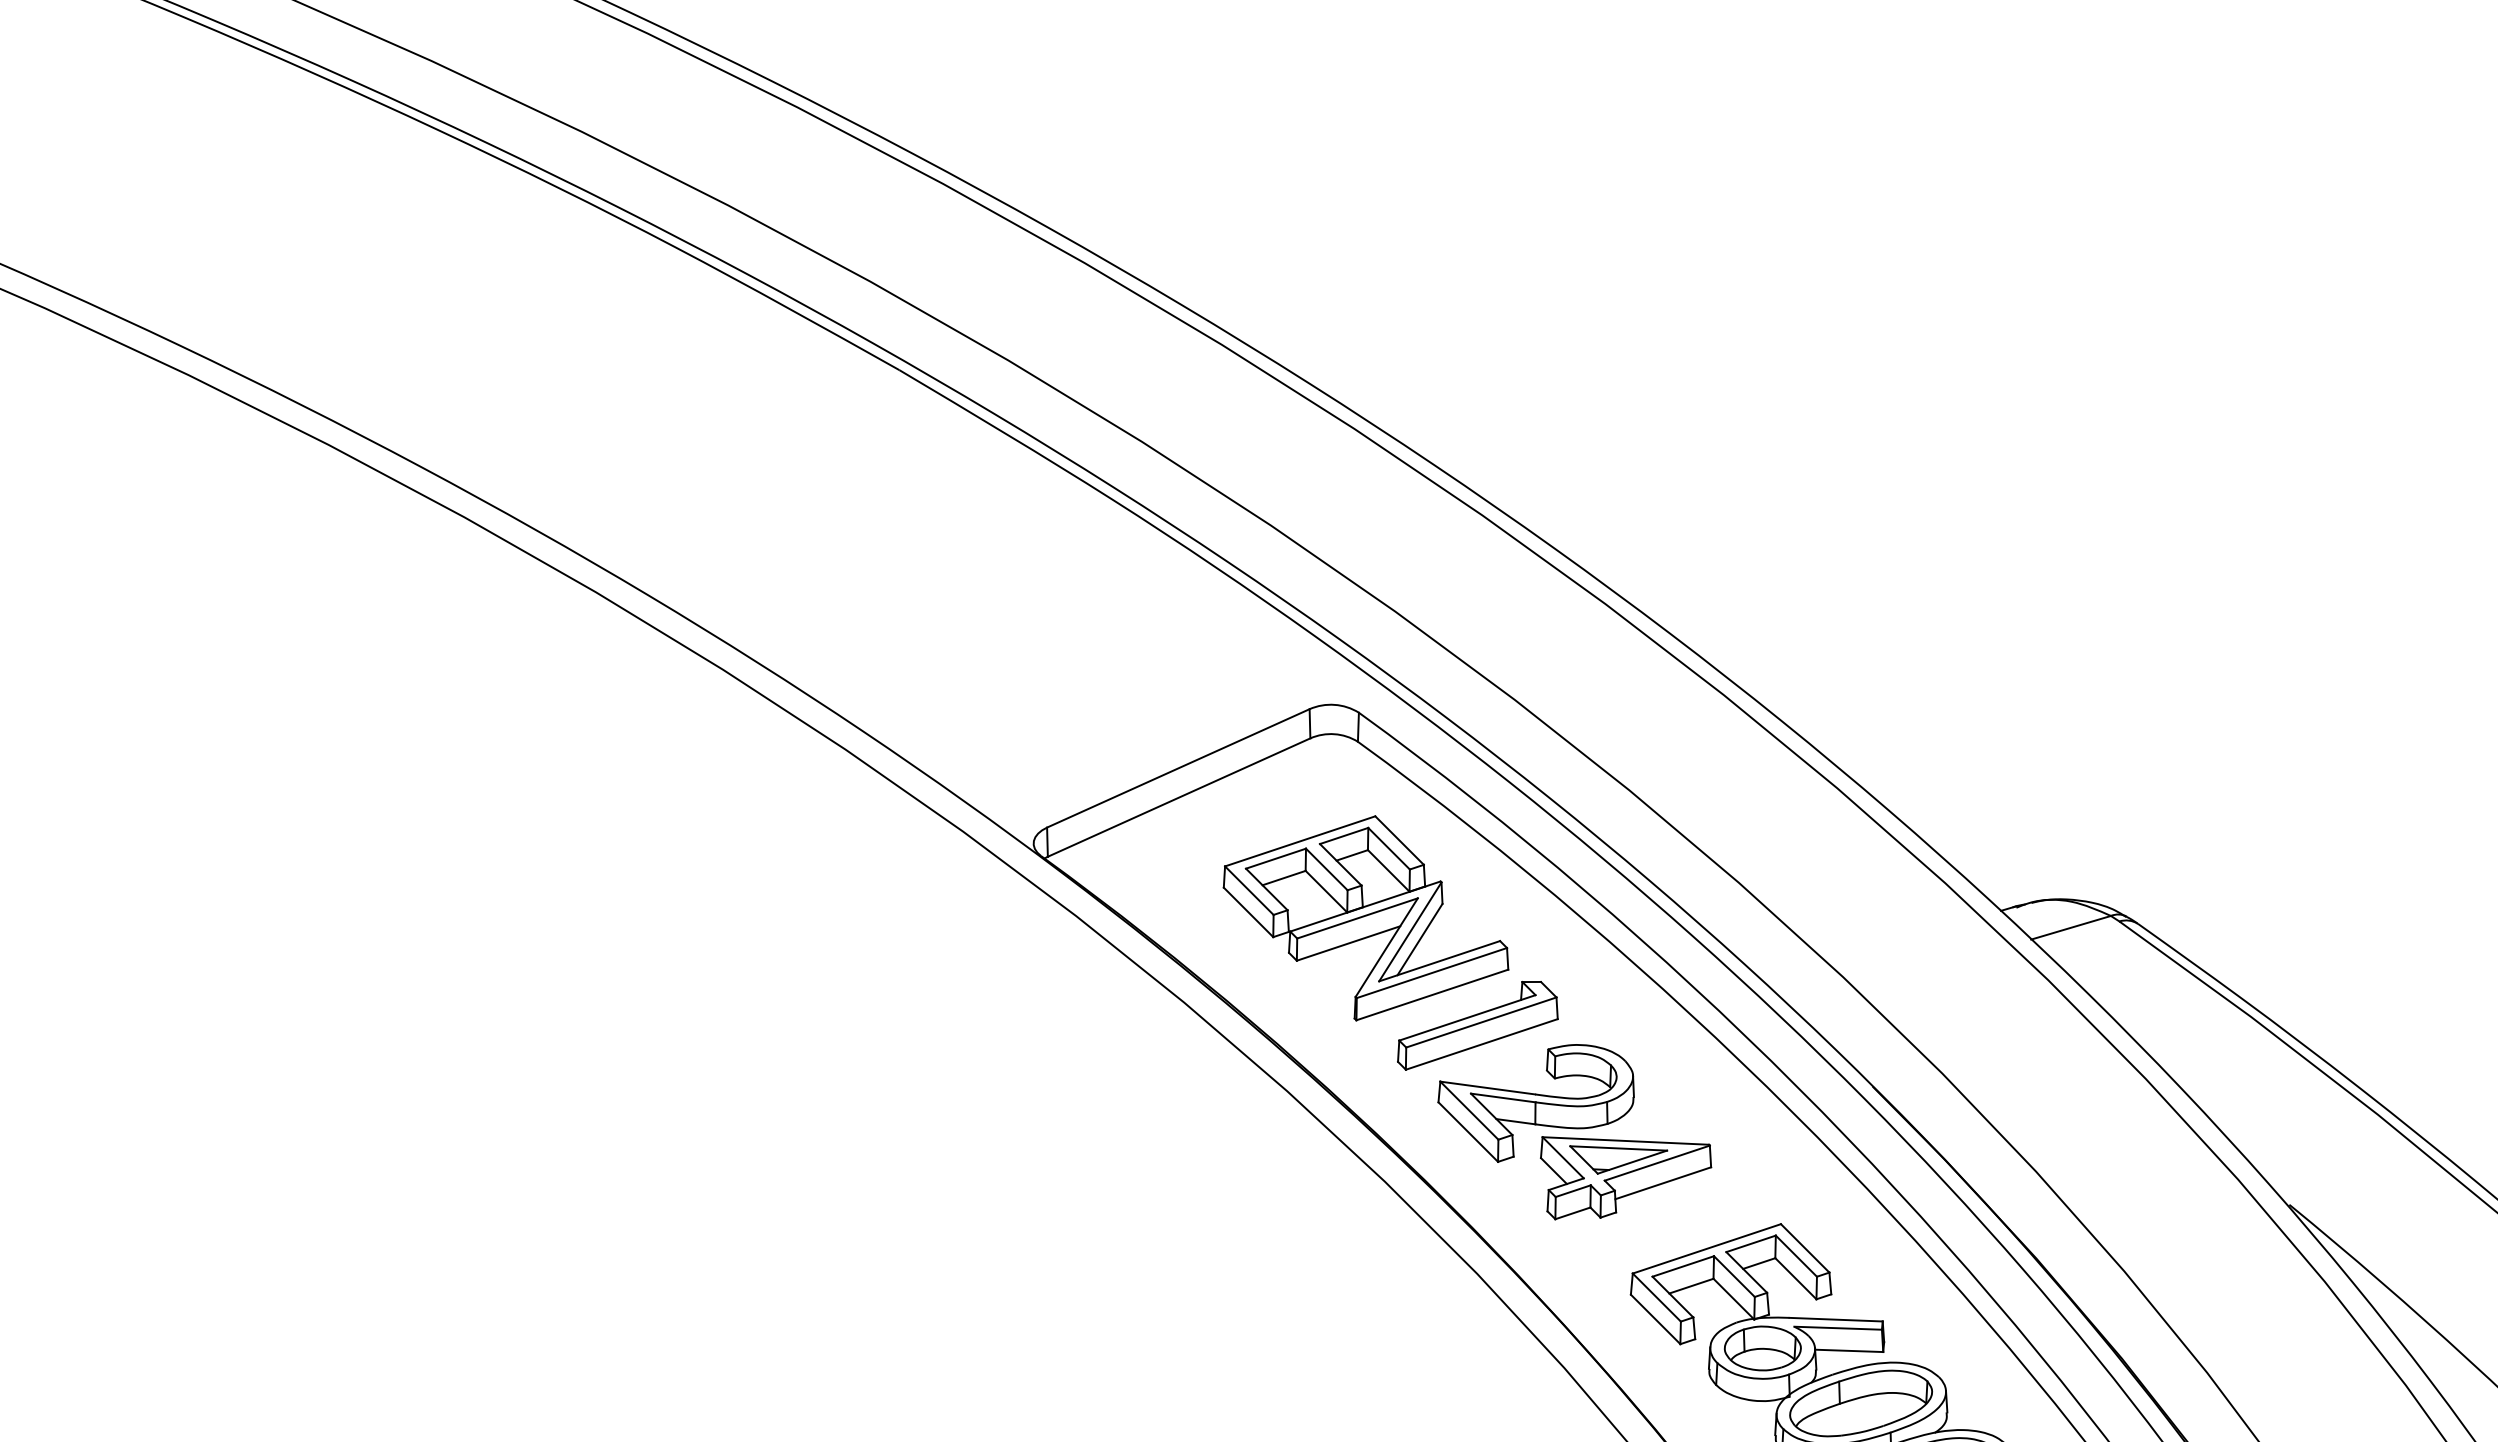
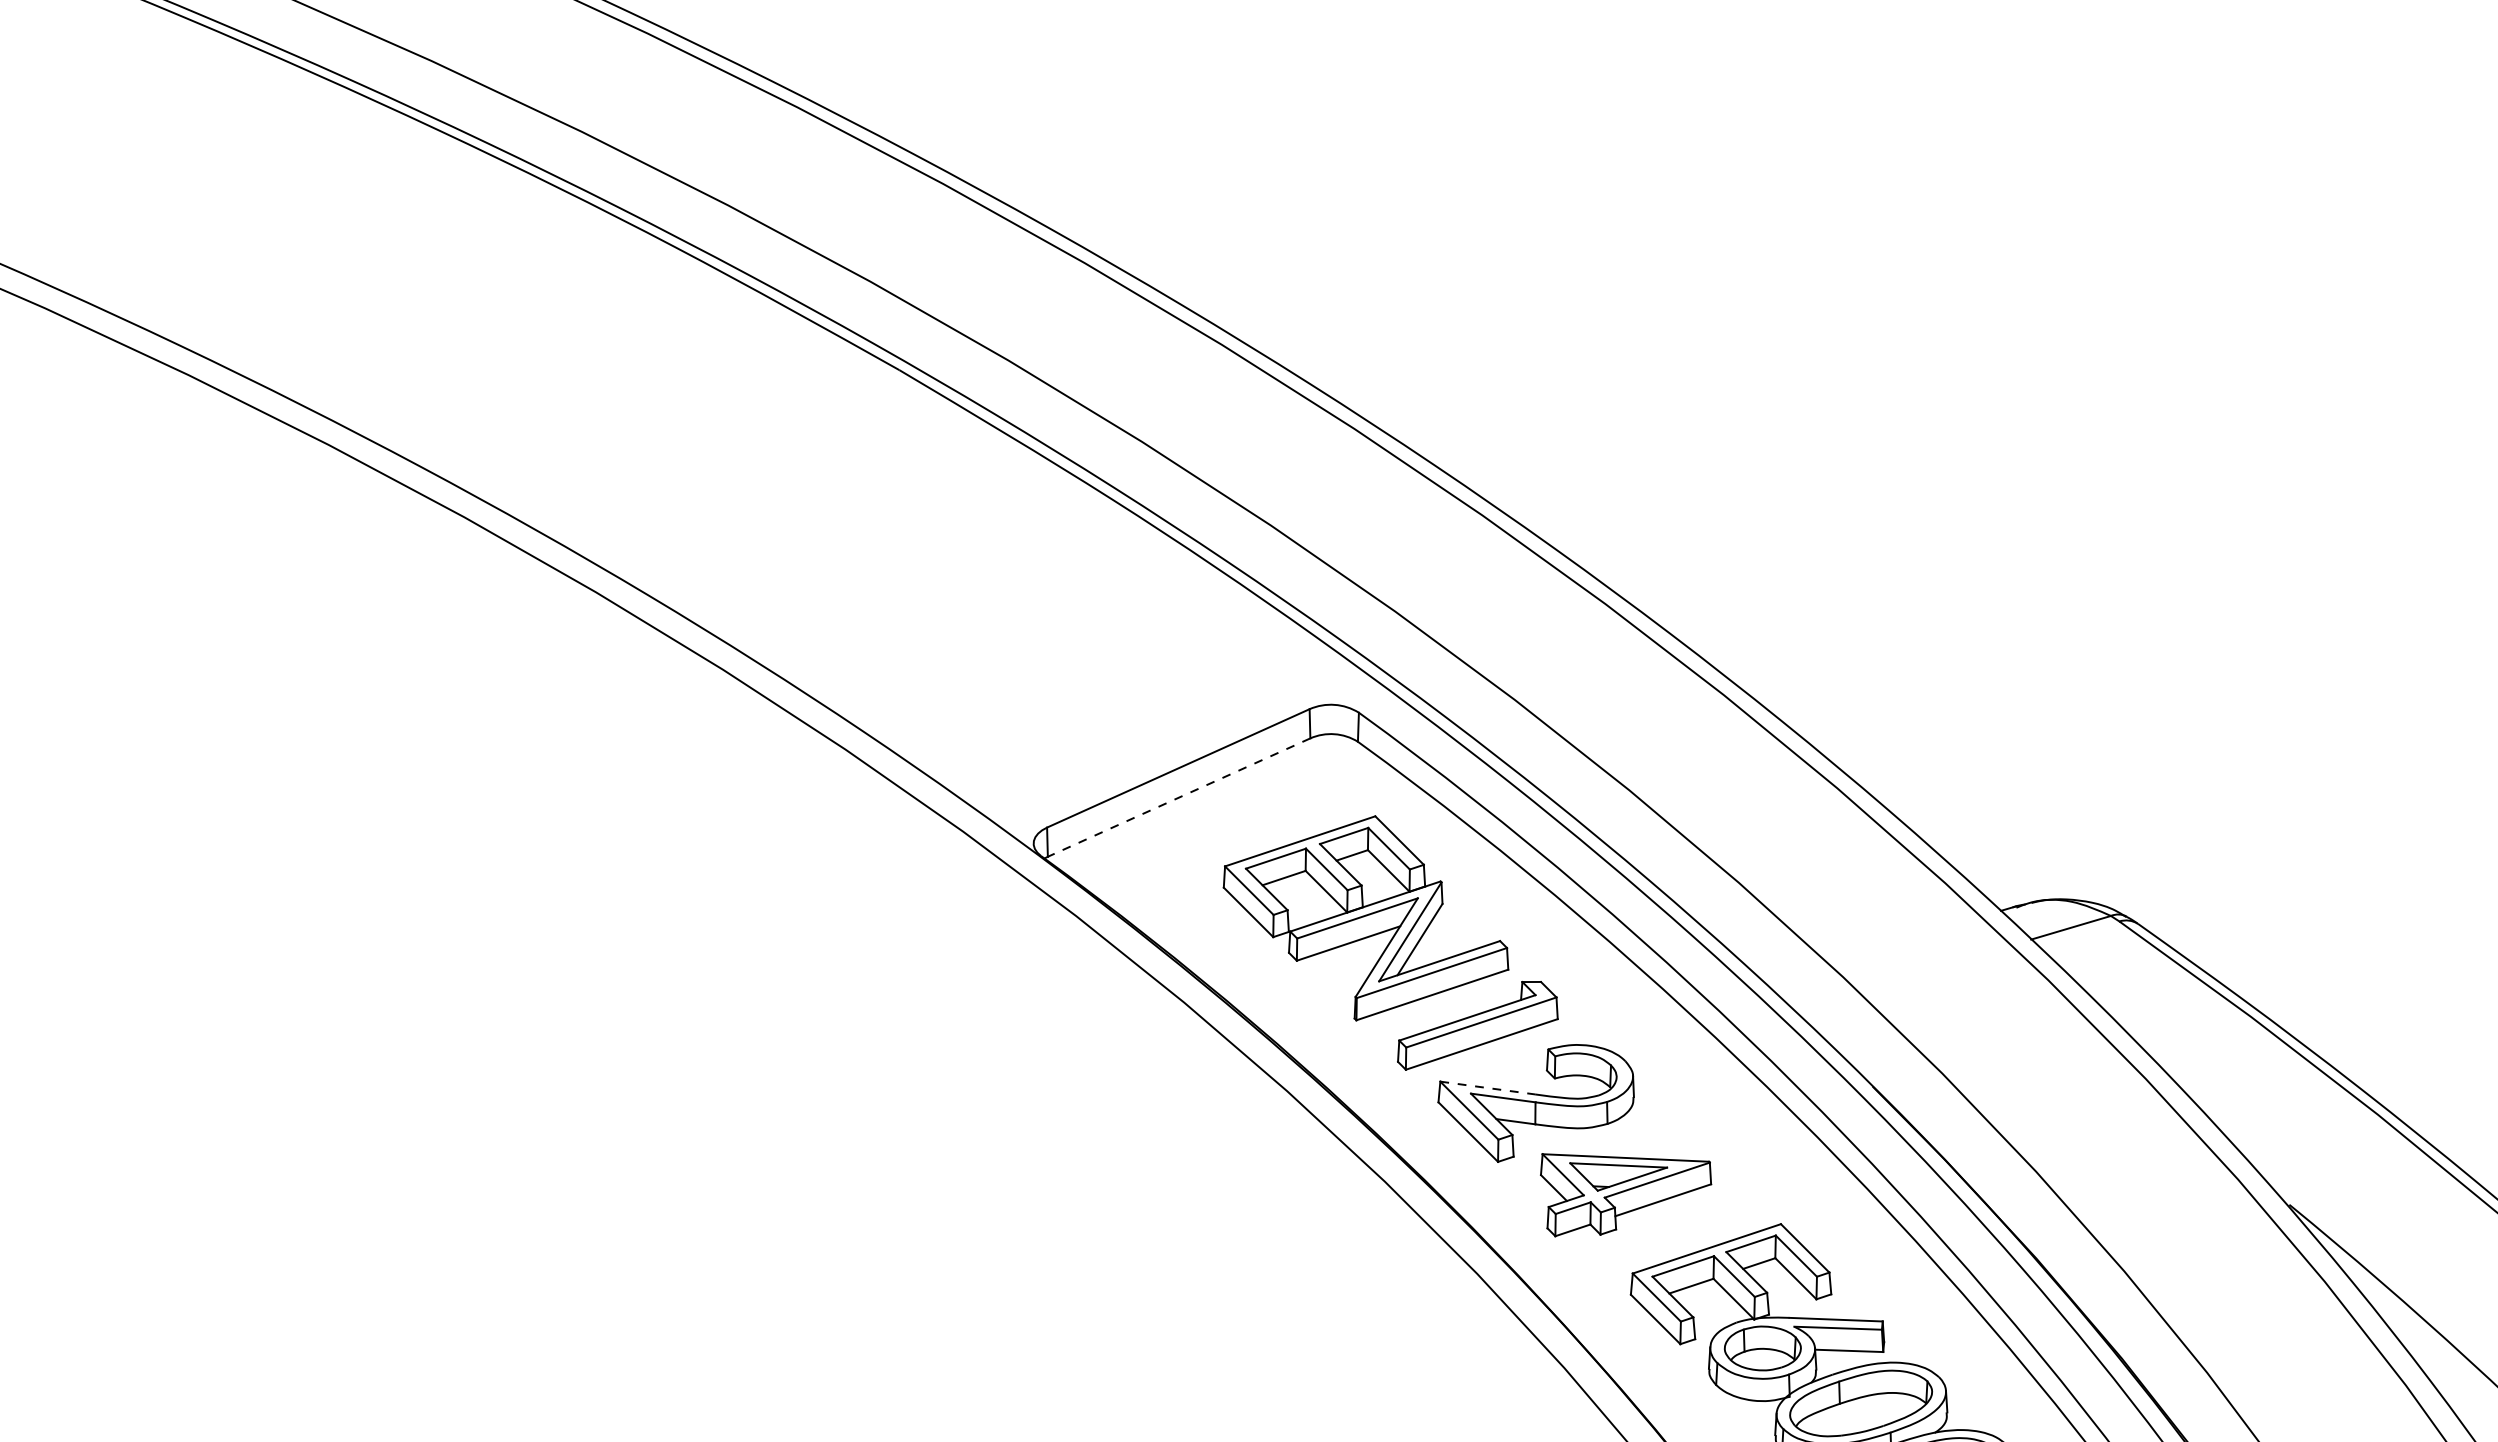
line: solid -> dashed (1179, 797)
line: solid -> dashed (1487, 1088)
part position: (1626, 1178) -> (1626, 1195) (1626, 1195)
